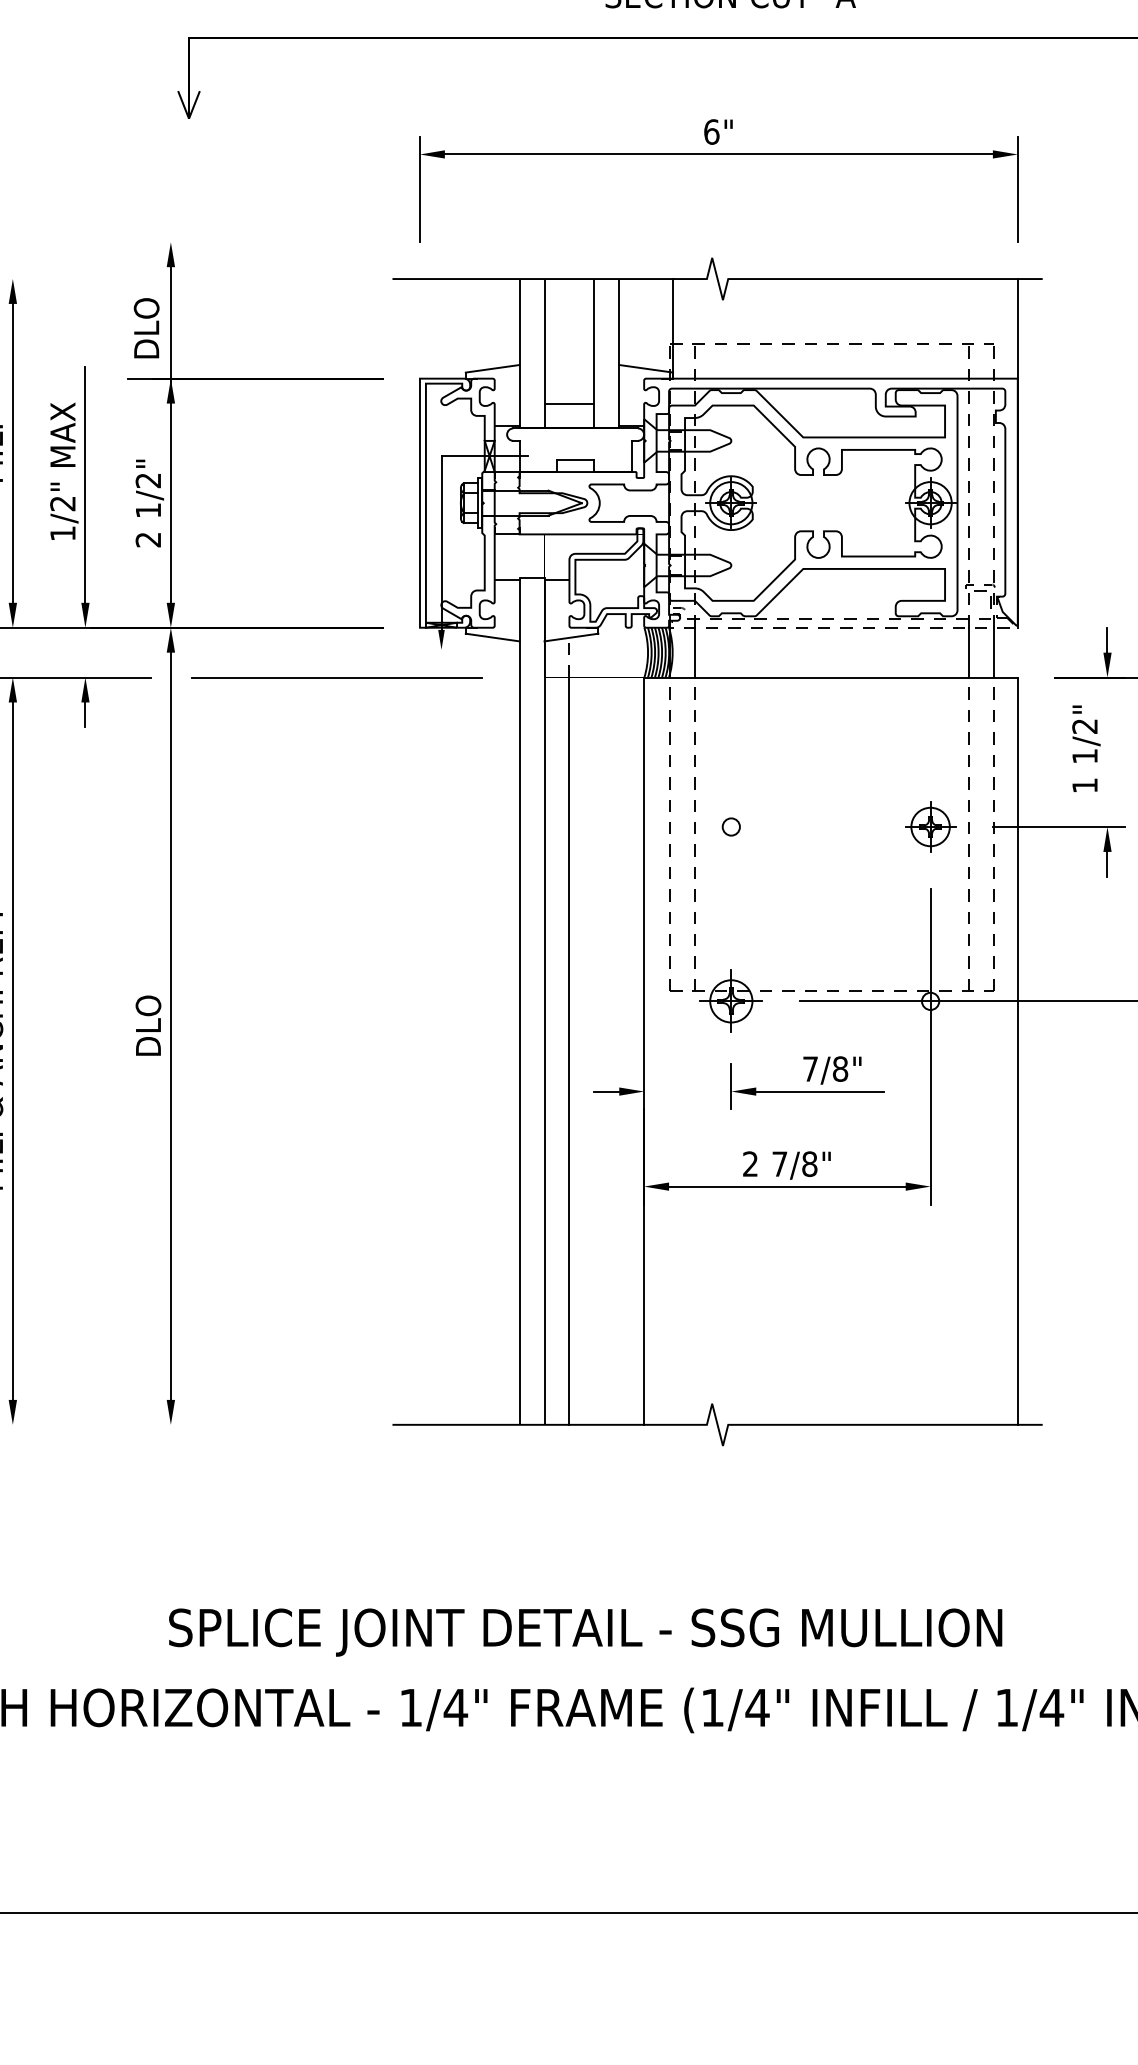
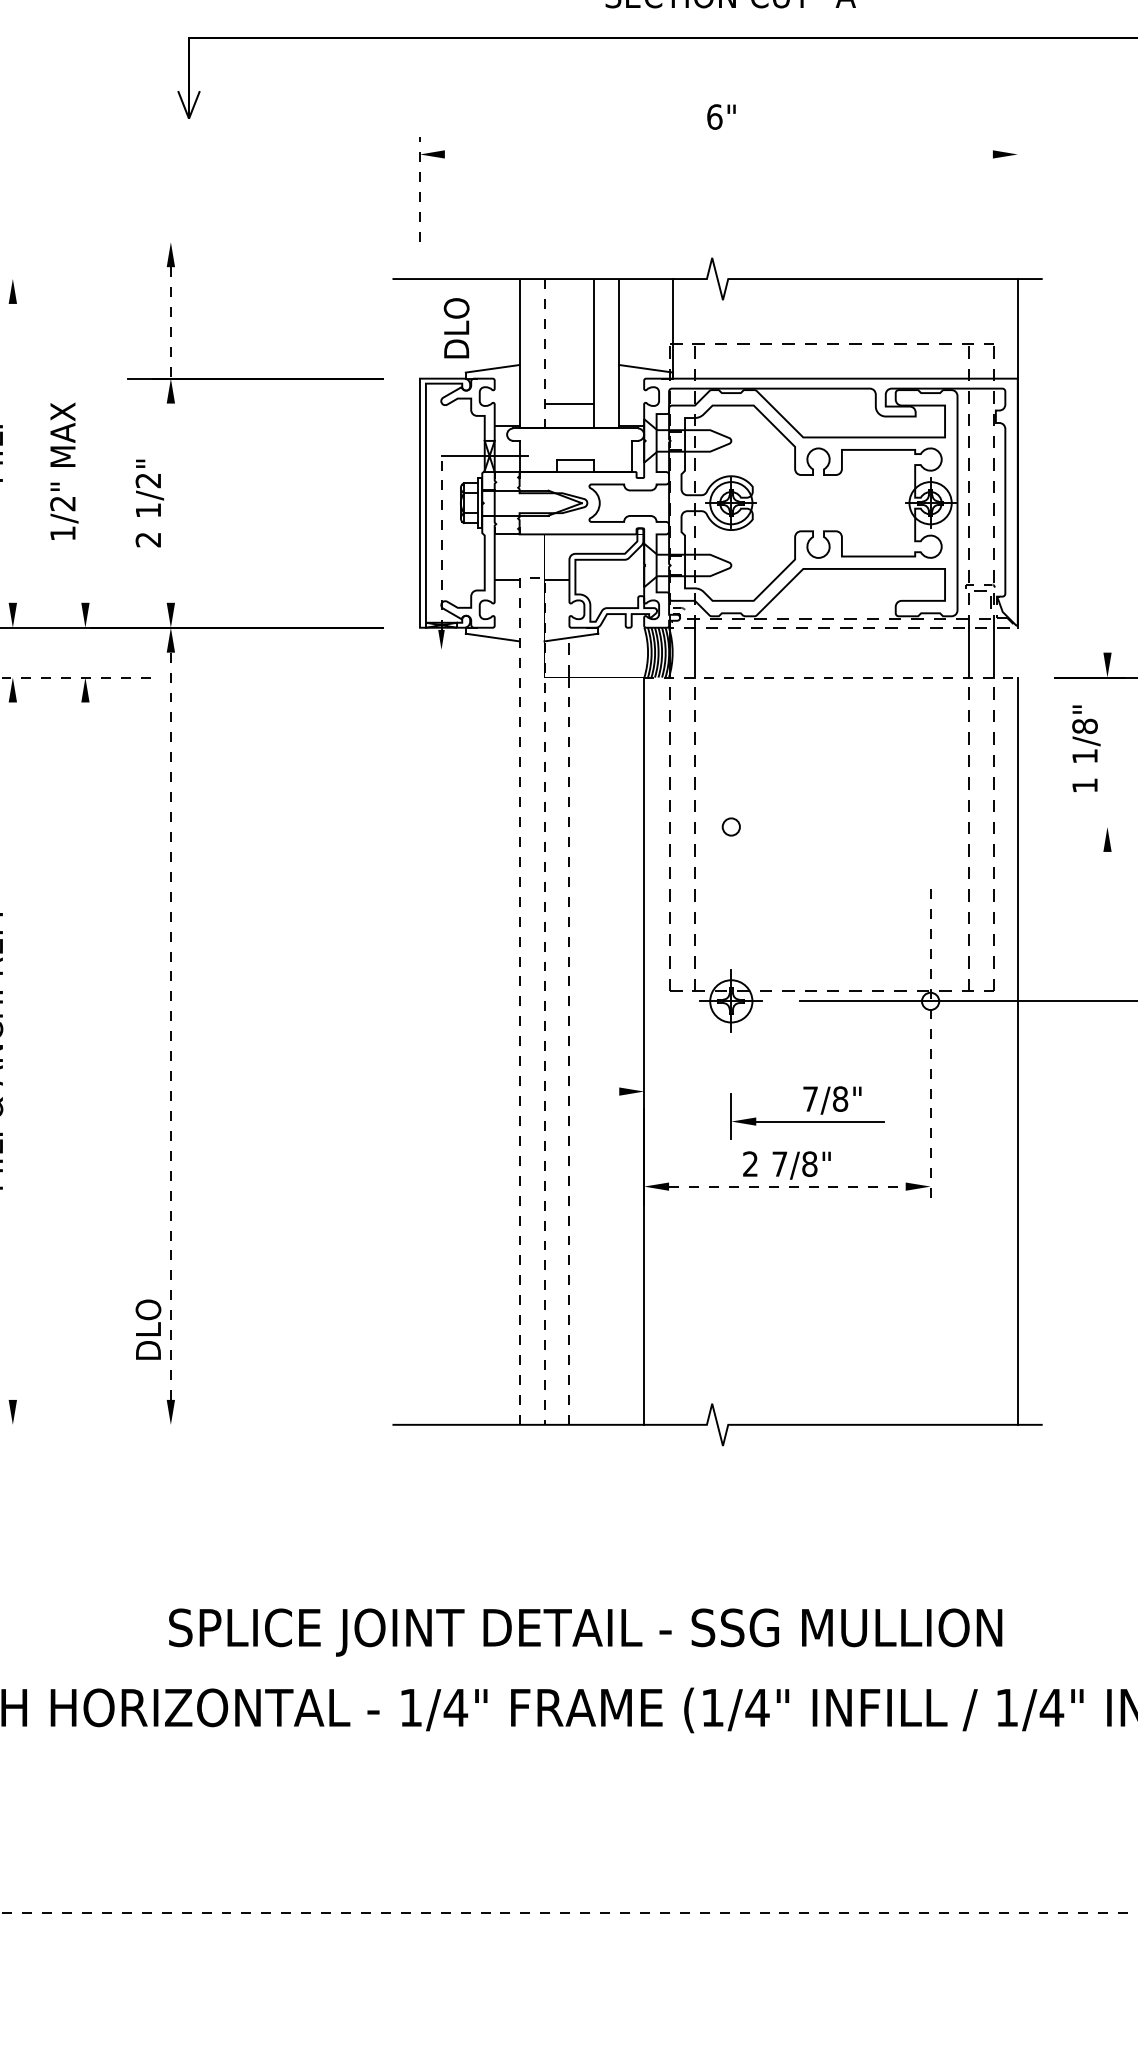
text position: (718, 131) -> (721, 116) (721, 116)
line: present -> none (718, 154)
line: present -> none (1017, 188)
line: solid -> dashed (419, 189)
line: solid -> dashed (170, 325)
text position: (146, 328) -> (456, 328) (456, 328)
line: solid -> dashed (544, 353)
line: present -> none (12, 452)
line: present -> none (85, 484)
line: present -> none (170, 502)
line: solid -> dashed (441, 543)
line: solid -> dashed (532, 577)
line: present -> none (1107, 639)
line: solid -> dashed (75, 677)
line: present -> none (336, 677)
line: solid -> dashed (830, 677)
line: present -> none (85, 714)
text: 1/2" -> 1/8" (1084, 726)
part: present -> none (930, 826)
line: present -> none (1058, 827)
line: present -> none (1107, 863)
text position: (148, 1025) -> (148, 1329) (148, 1329)
line: solid -> dashed (170, 1026)
line: solid -> dashed (930, 1046)
line: present -> none (12, 1050)
line: solid -> dashed (569, 1051)
part position: (807, 1082) -> (807, 1112) (807, 1112)
line: present -> none (606, 1091)
line: solid -> dashed (787, 1186)
line: solid -> dashed (569, 1913)
